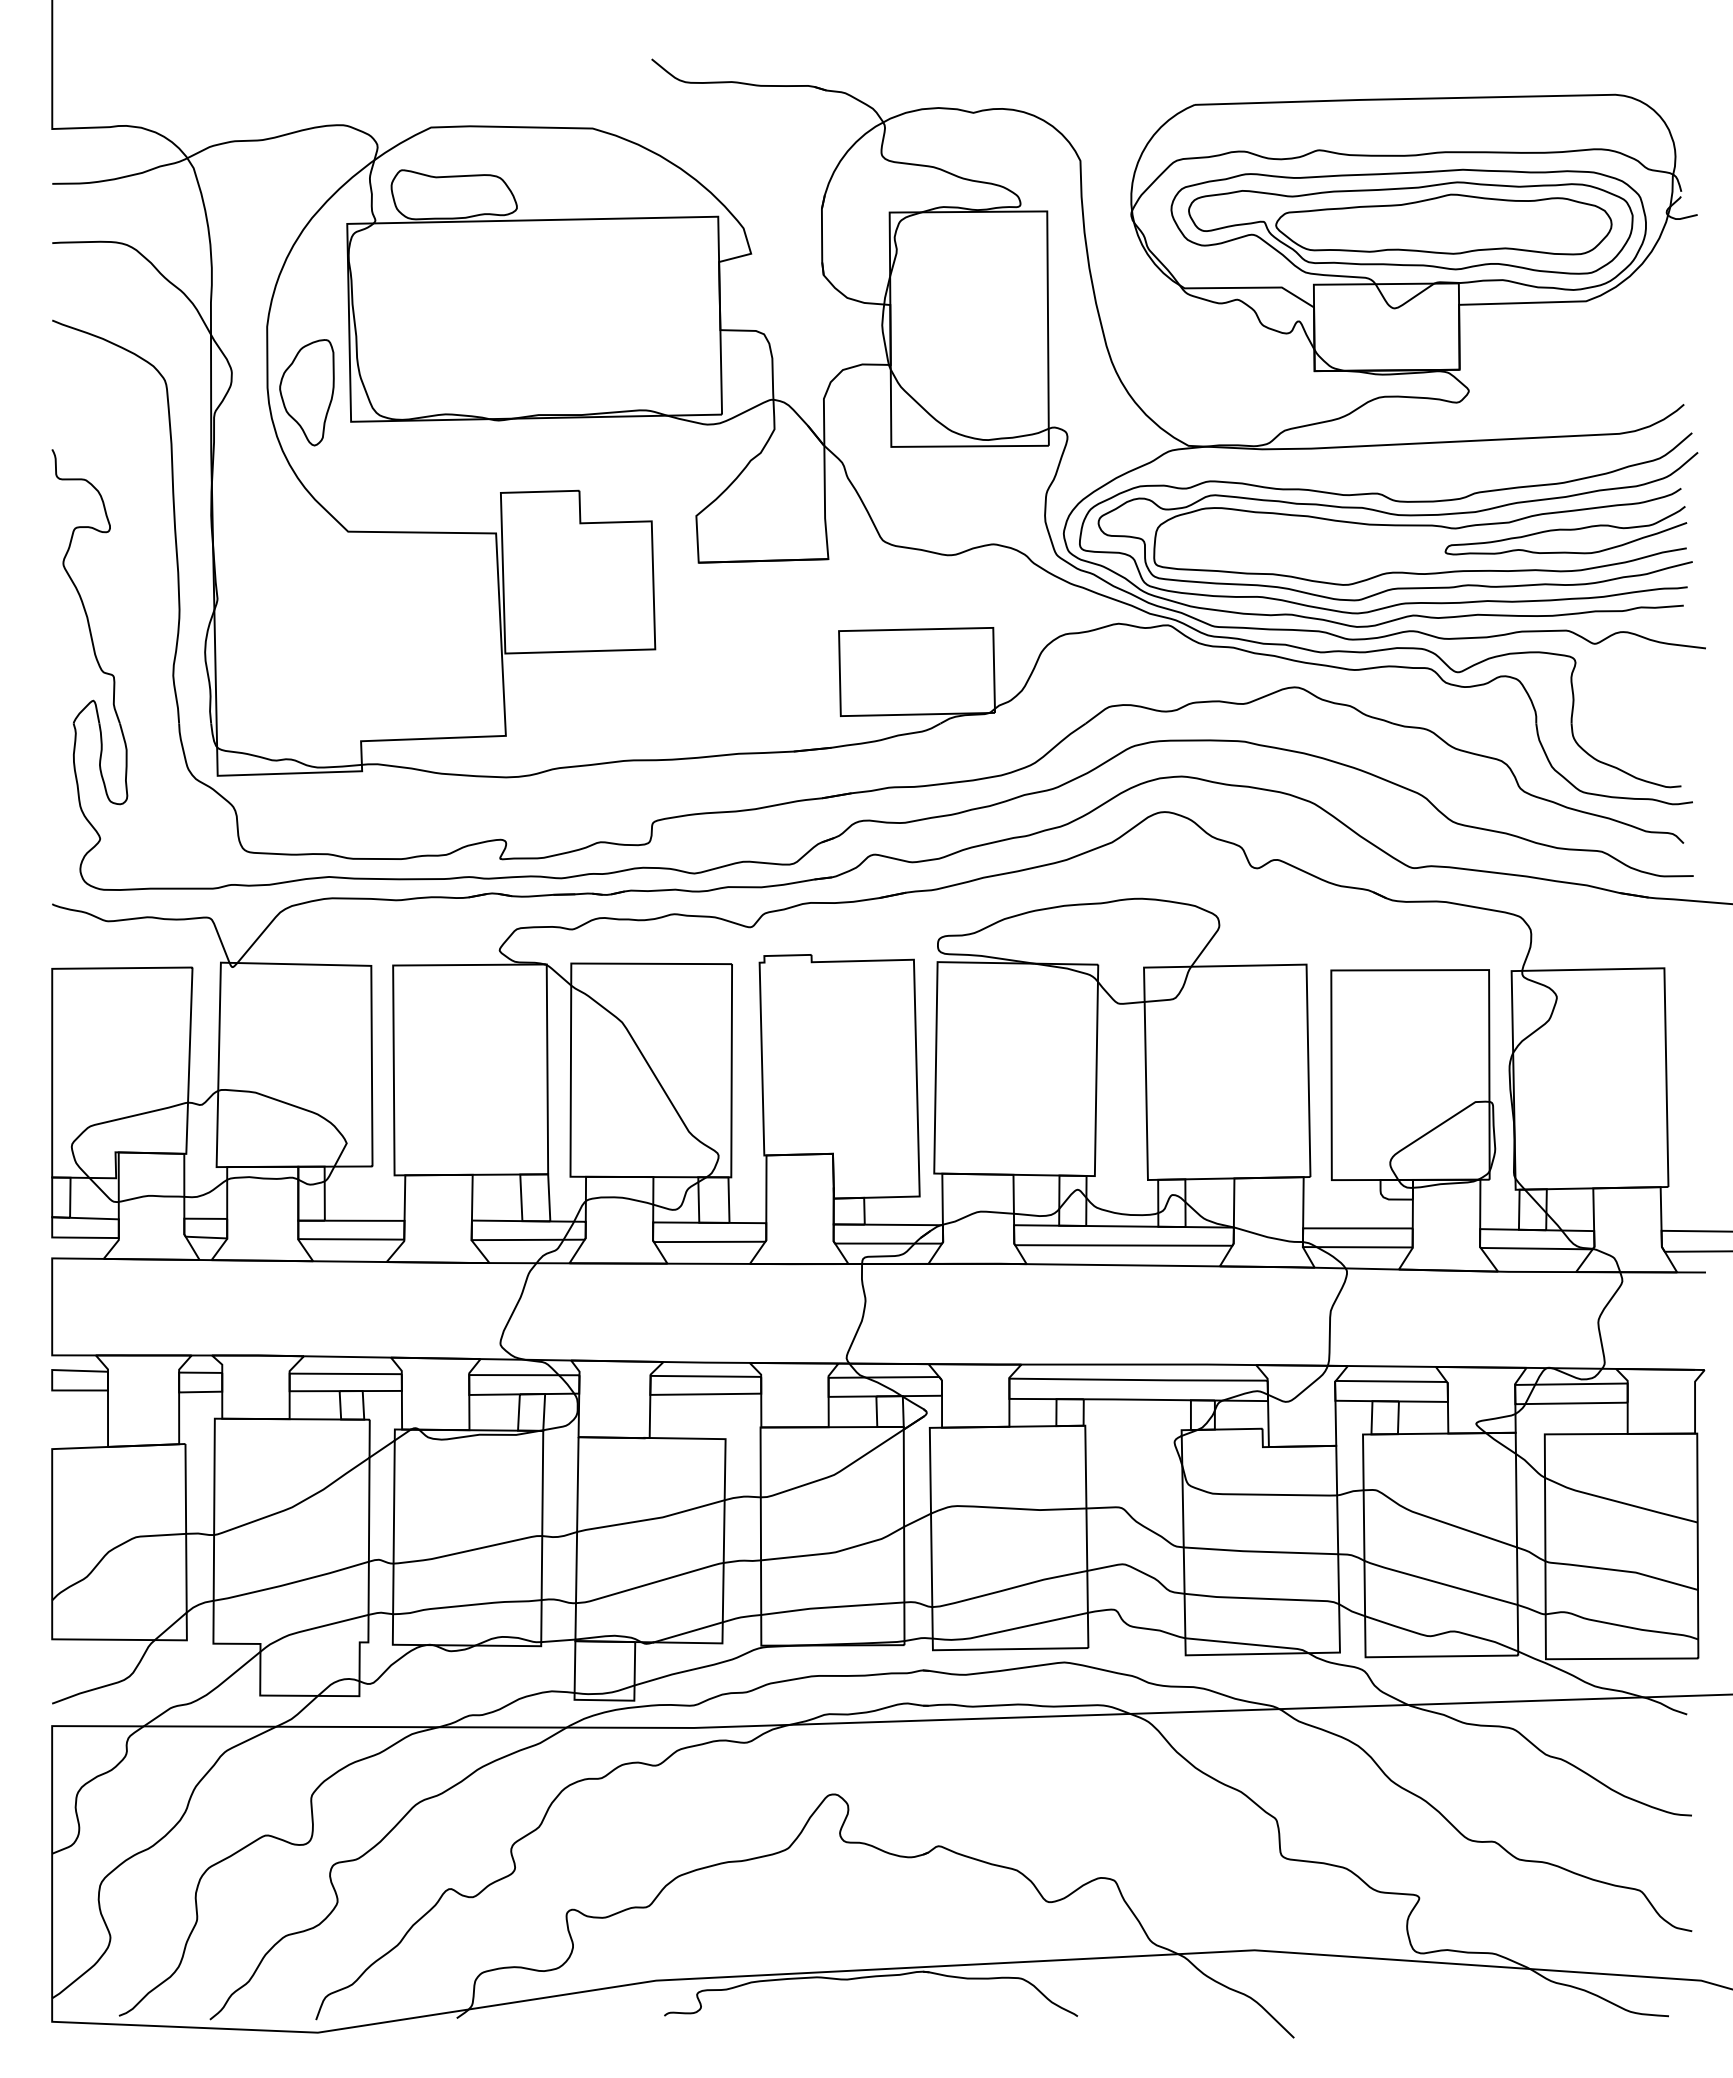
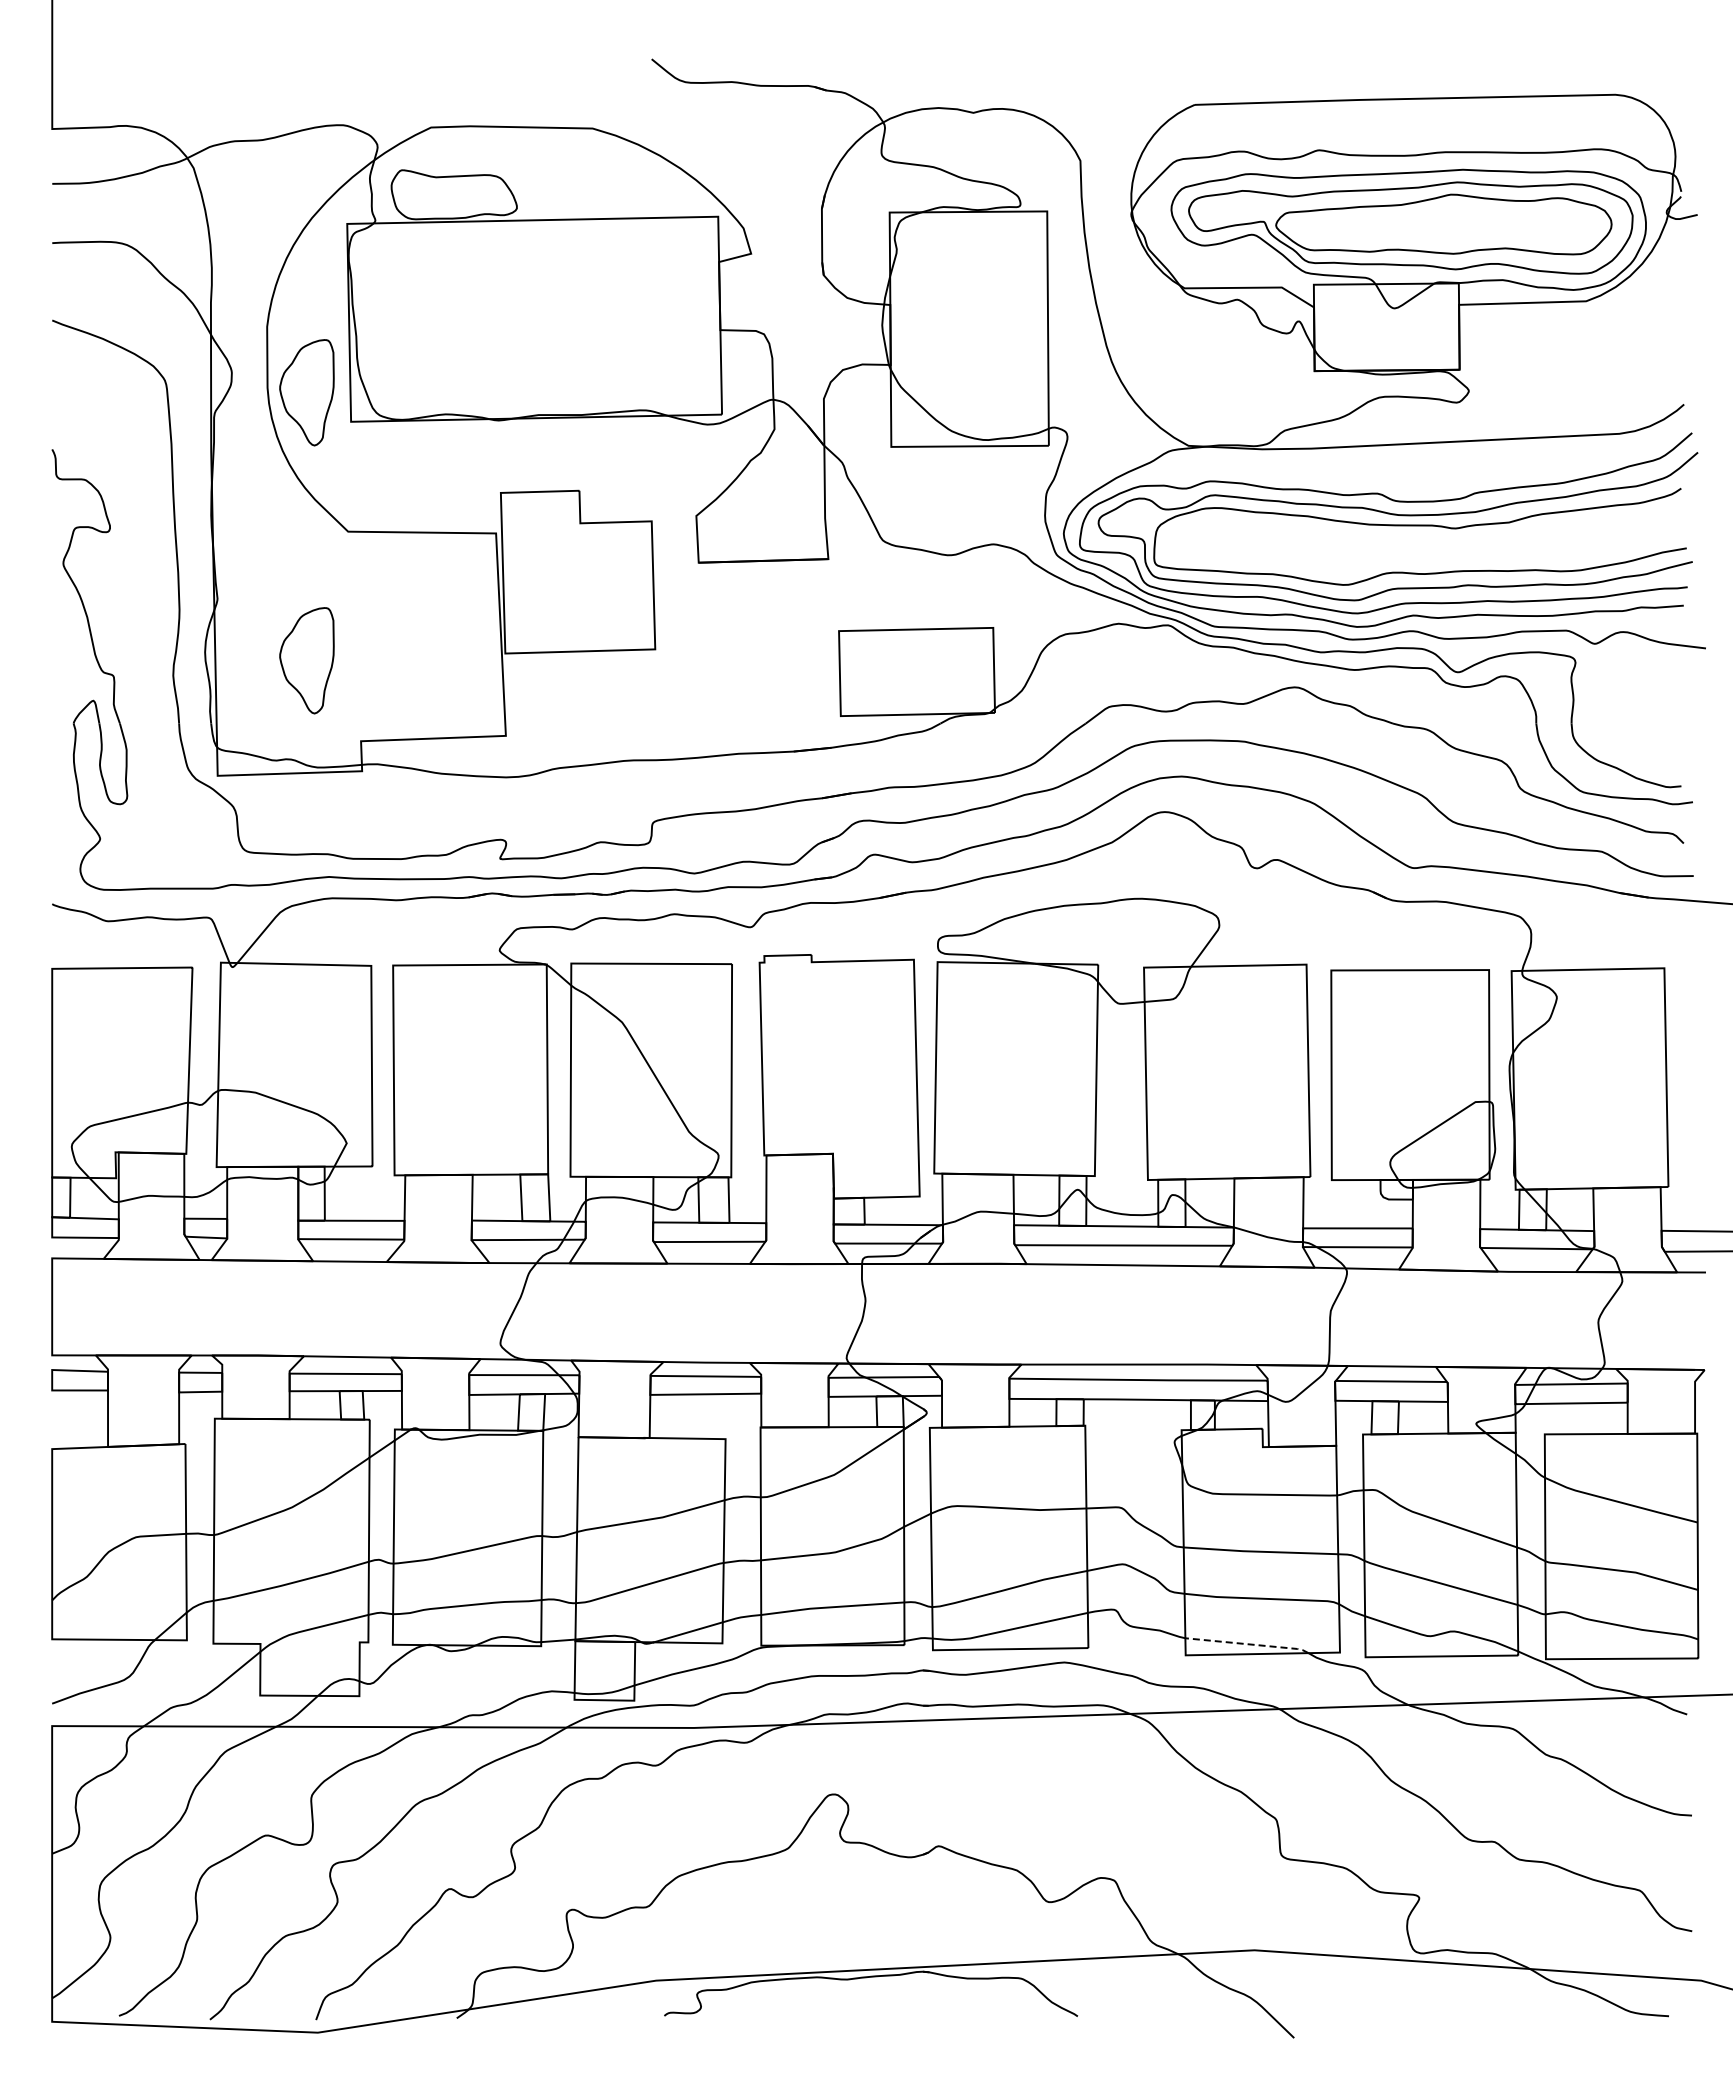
curve: present -> none (1565, 530)
part: none -> present (306, 660)
line: solid -> dashed (1248, 1644)
